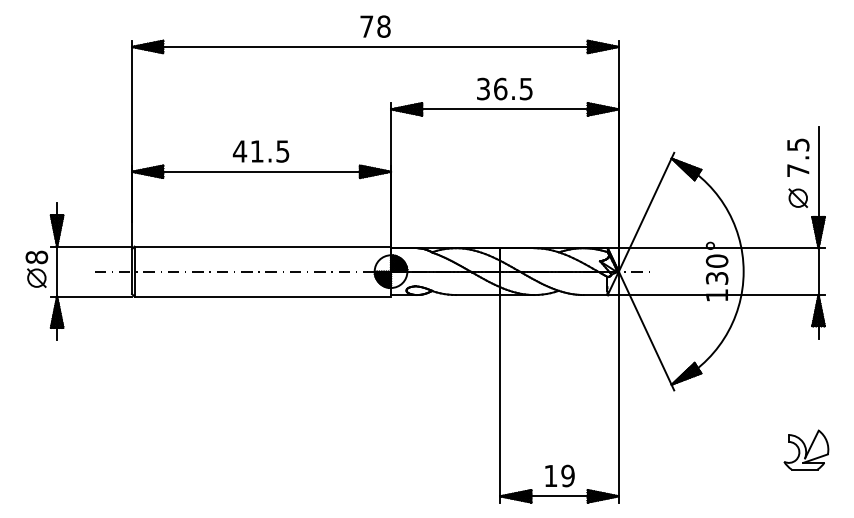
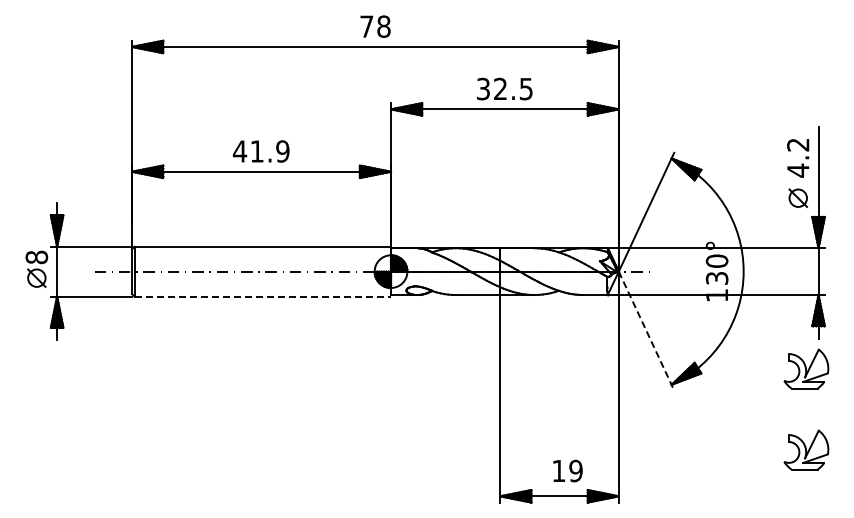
text: 36.5 -> 32.5 (500, 88)
text: 41.5 -> 41.9 (282, 151)
text: 7.5 -> 4.2 (798, 157)
line: solid -> dashed (263, 296)
line: solid -> dashed (646, 331)
part: none -> present (806, 368)
text position: (559, 475) -> (567, 470) (567, 470)
